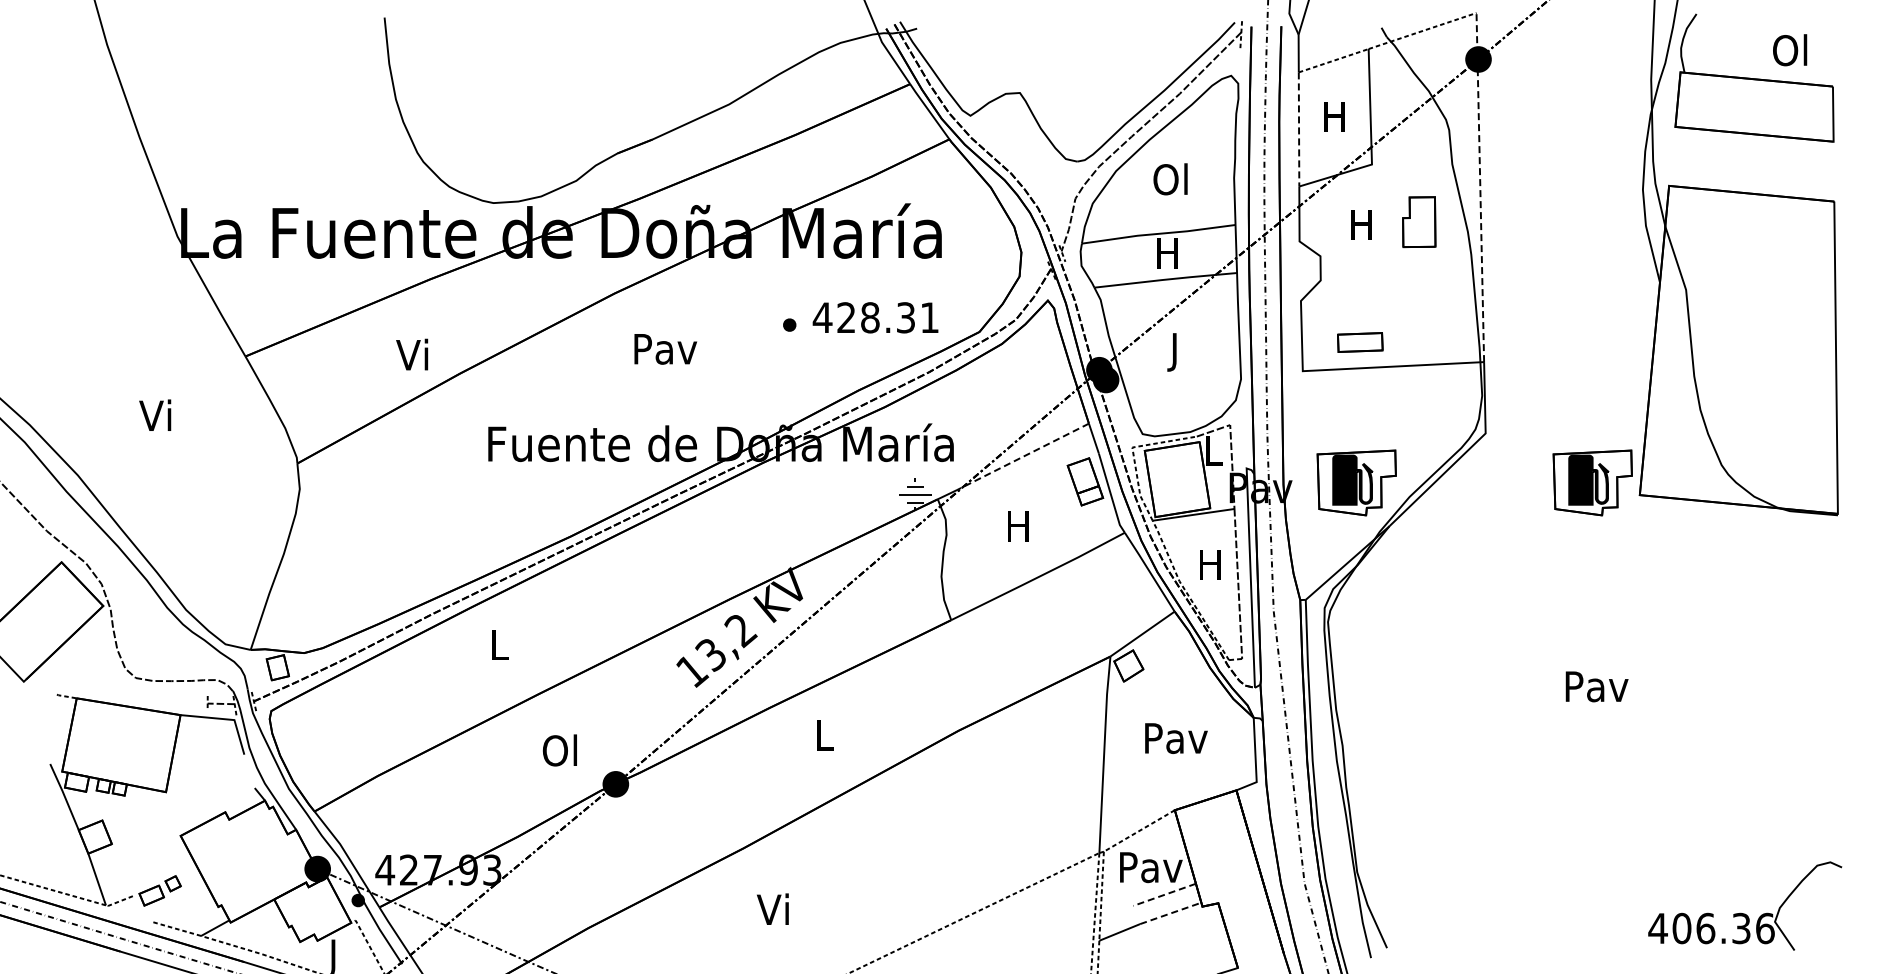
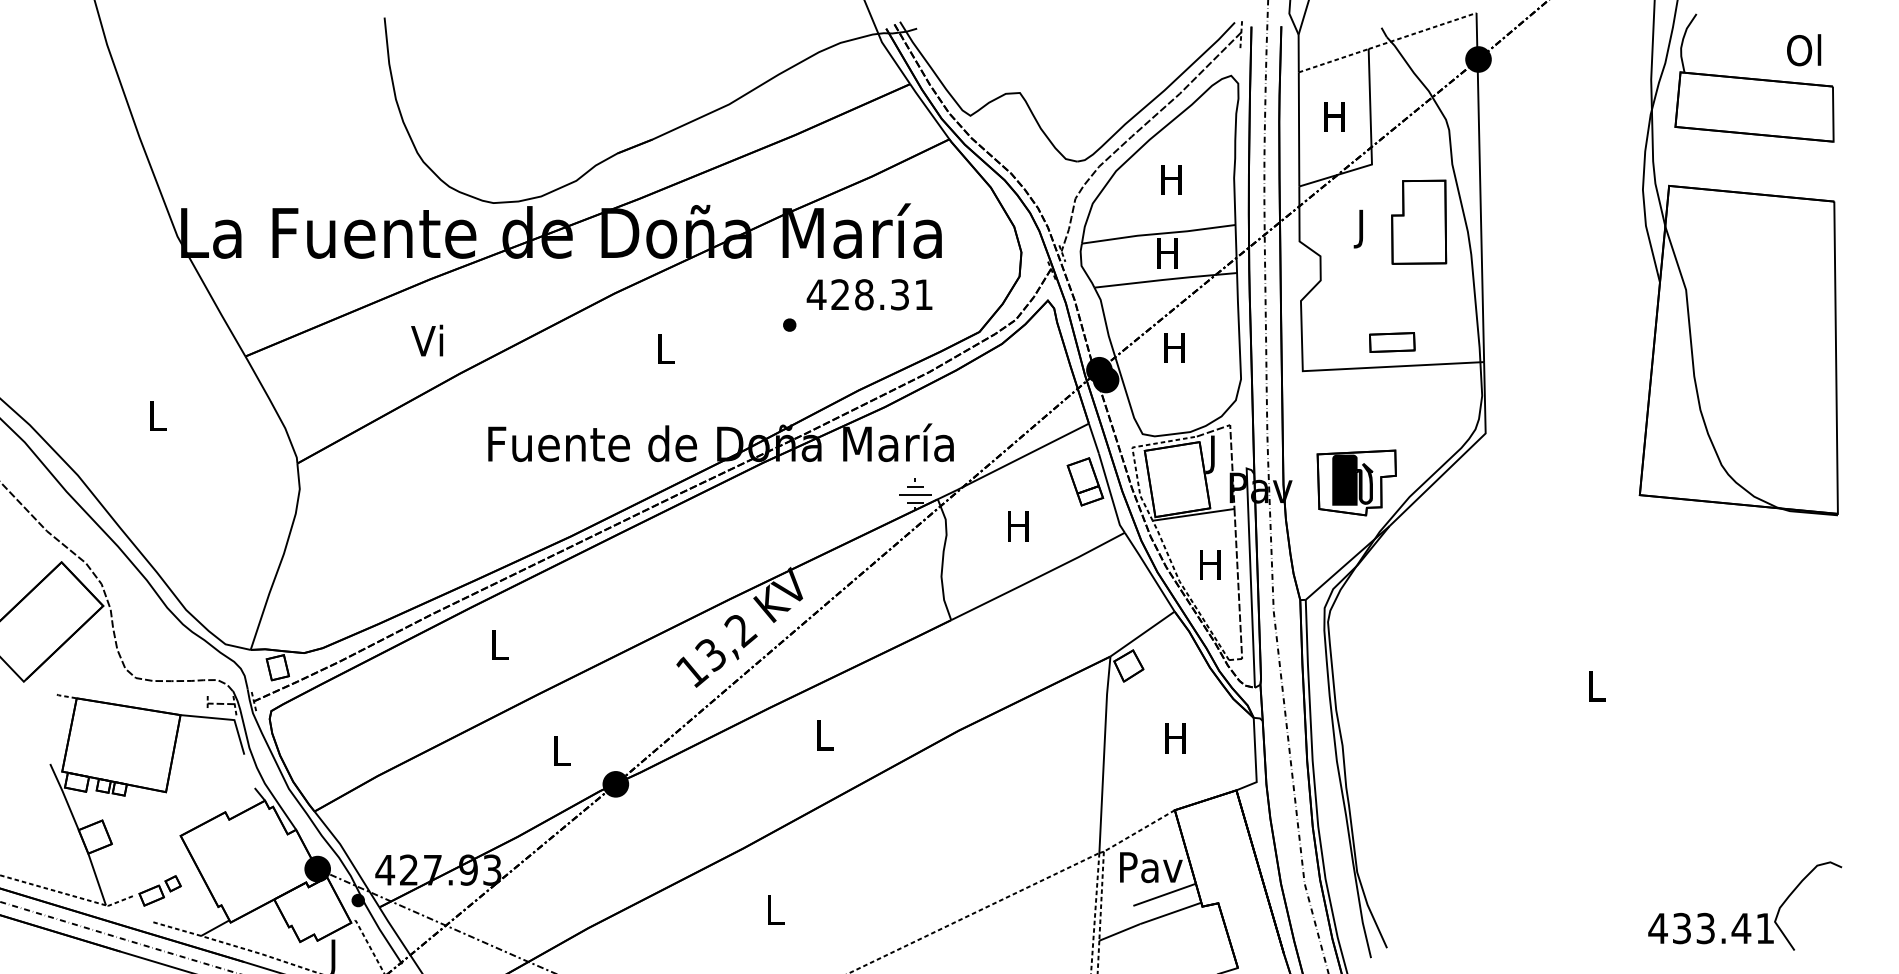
text position: (1790, 50) -> (1804, 50) (1804, 50)
line: dashed -> solid (1299, 129)
text: Ol -> H (1170, 179)
line: dashed -> solid (1480, 187)
part size: 35x53 px -> 57x86 px (1419, 221)
text: H -> J (1361, 228)
text position: (875, 317) -> (869, 294) (869, 294)
part position: (1360, 342) -> (1392, 342) (1392, 342)
text: Pav -> L (665, 349)
text: J -> H (1174, 352)
text position: (412, 354) -> (427, 340) (427, 340)
text: Vi -> L (155, 414)
text: L -> J (1213, 454)
line: dashed -> solid (1023, 456)
part: present -> none (1592, 482)
text: Pav -> L (1596, 686)
text: Pav -> H (1176, 738)
text: Ol -> L (559, 750)
line: dashed -> solid (1164, 894)
text: Vi -> L (772, 908)
line: dashed -> solid (1171, 913)
text: 406.36 -> 433.41 (1723, 928)
